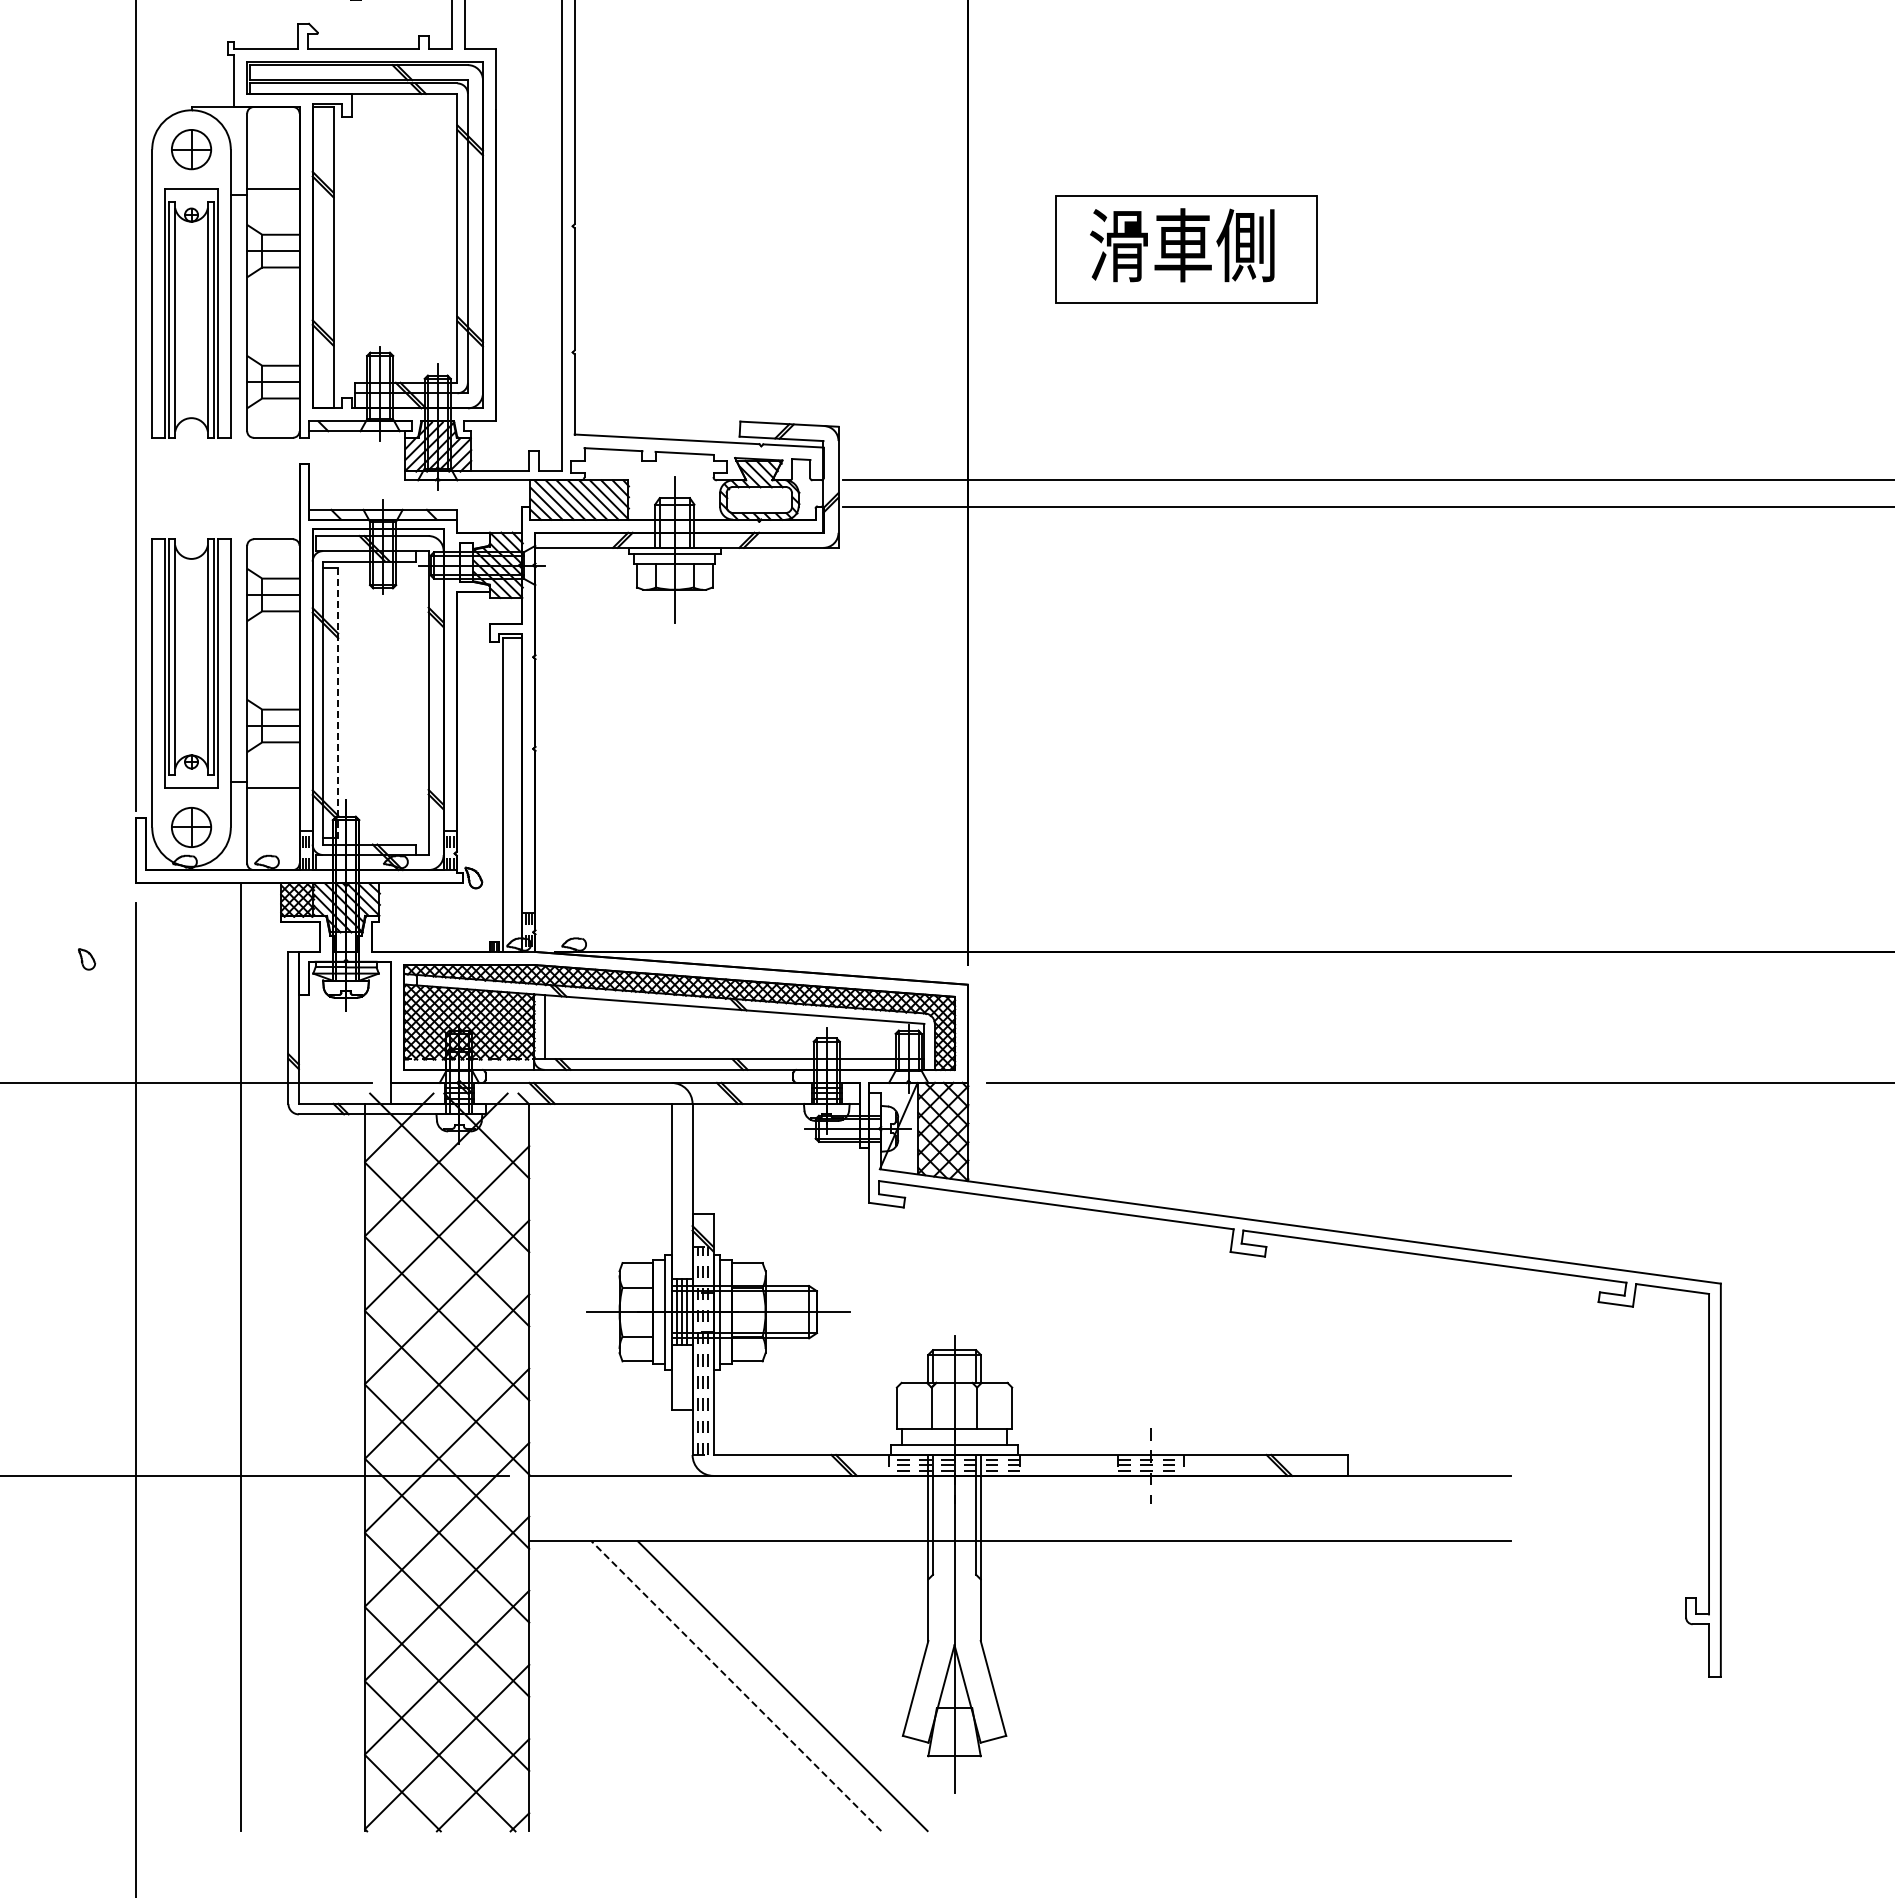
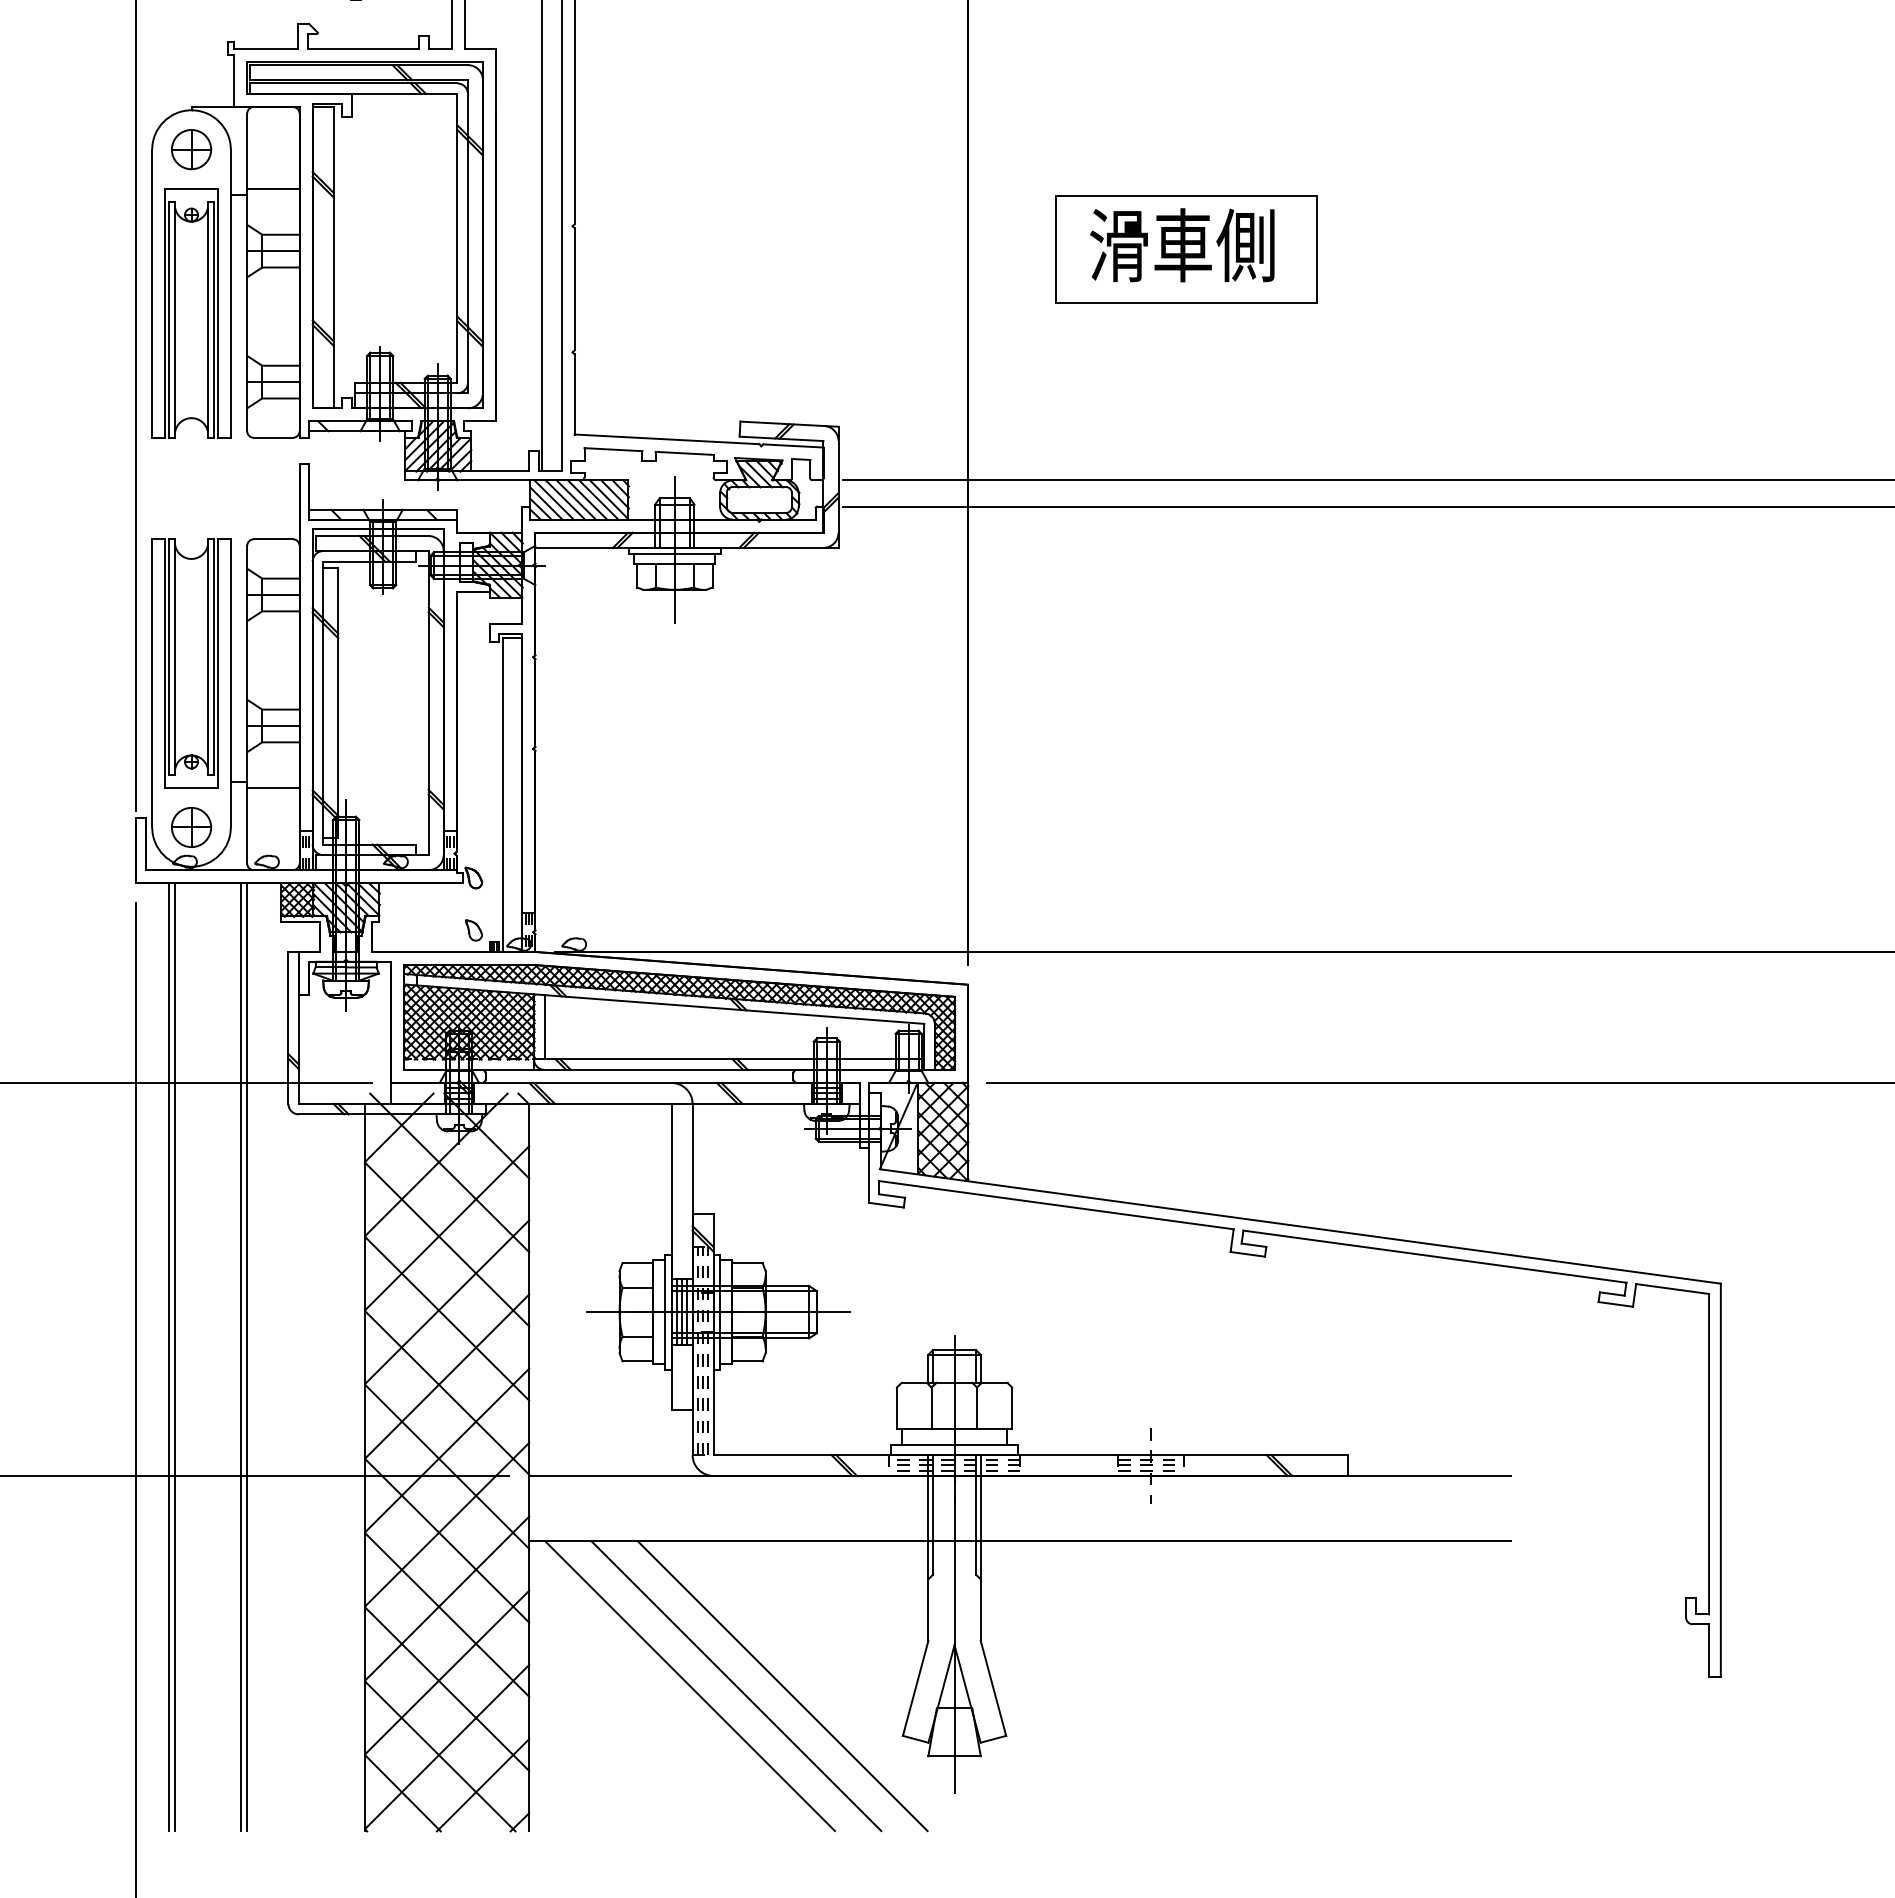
line: none -> present (541, 236)
line: dashed -> solid (338, 703)
part position: (87, 959) -> (474, 930) (474, 930)
line: none -> present (168, 1357)
line: none -> present (175, 1357)
line: none -> present (247, 1357)
line: none -> present (690, 1686)
line: dashed -> solid (736, 1686)
